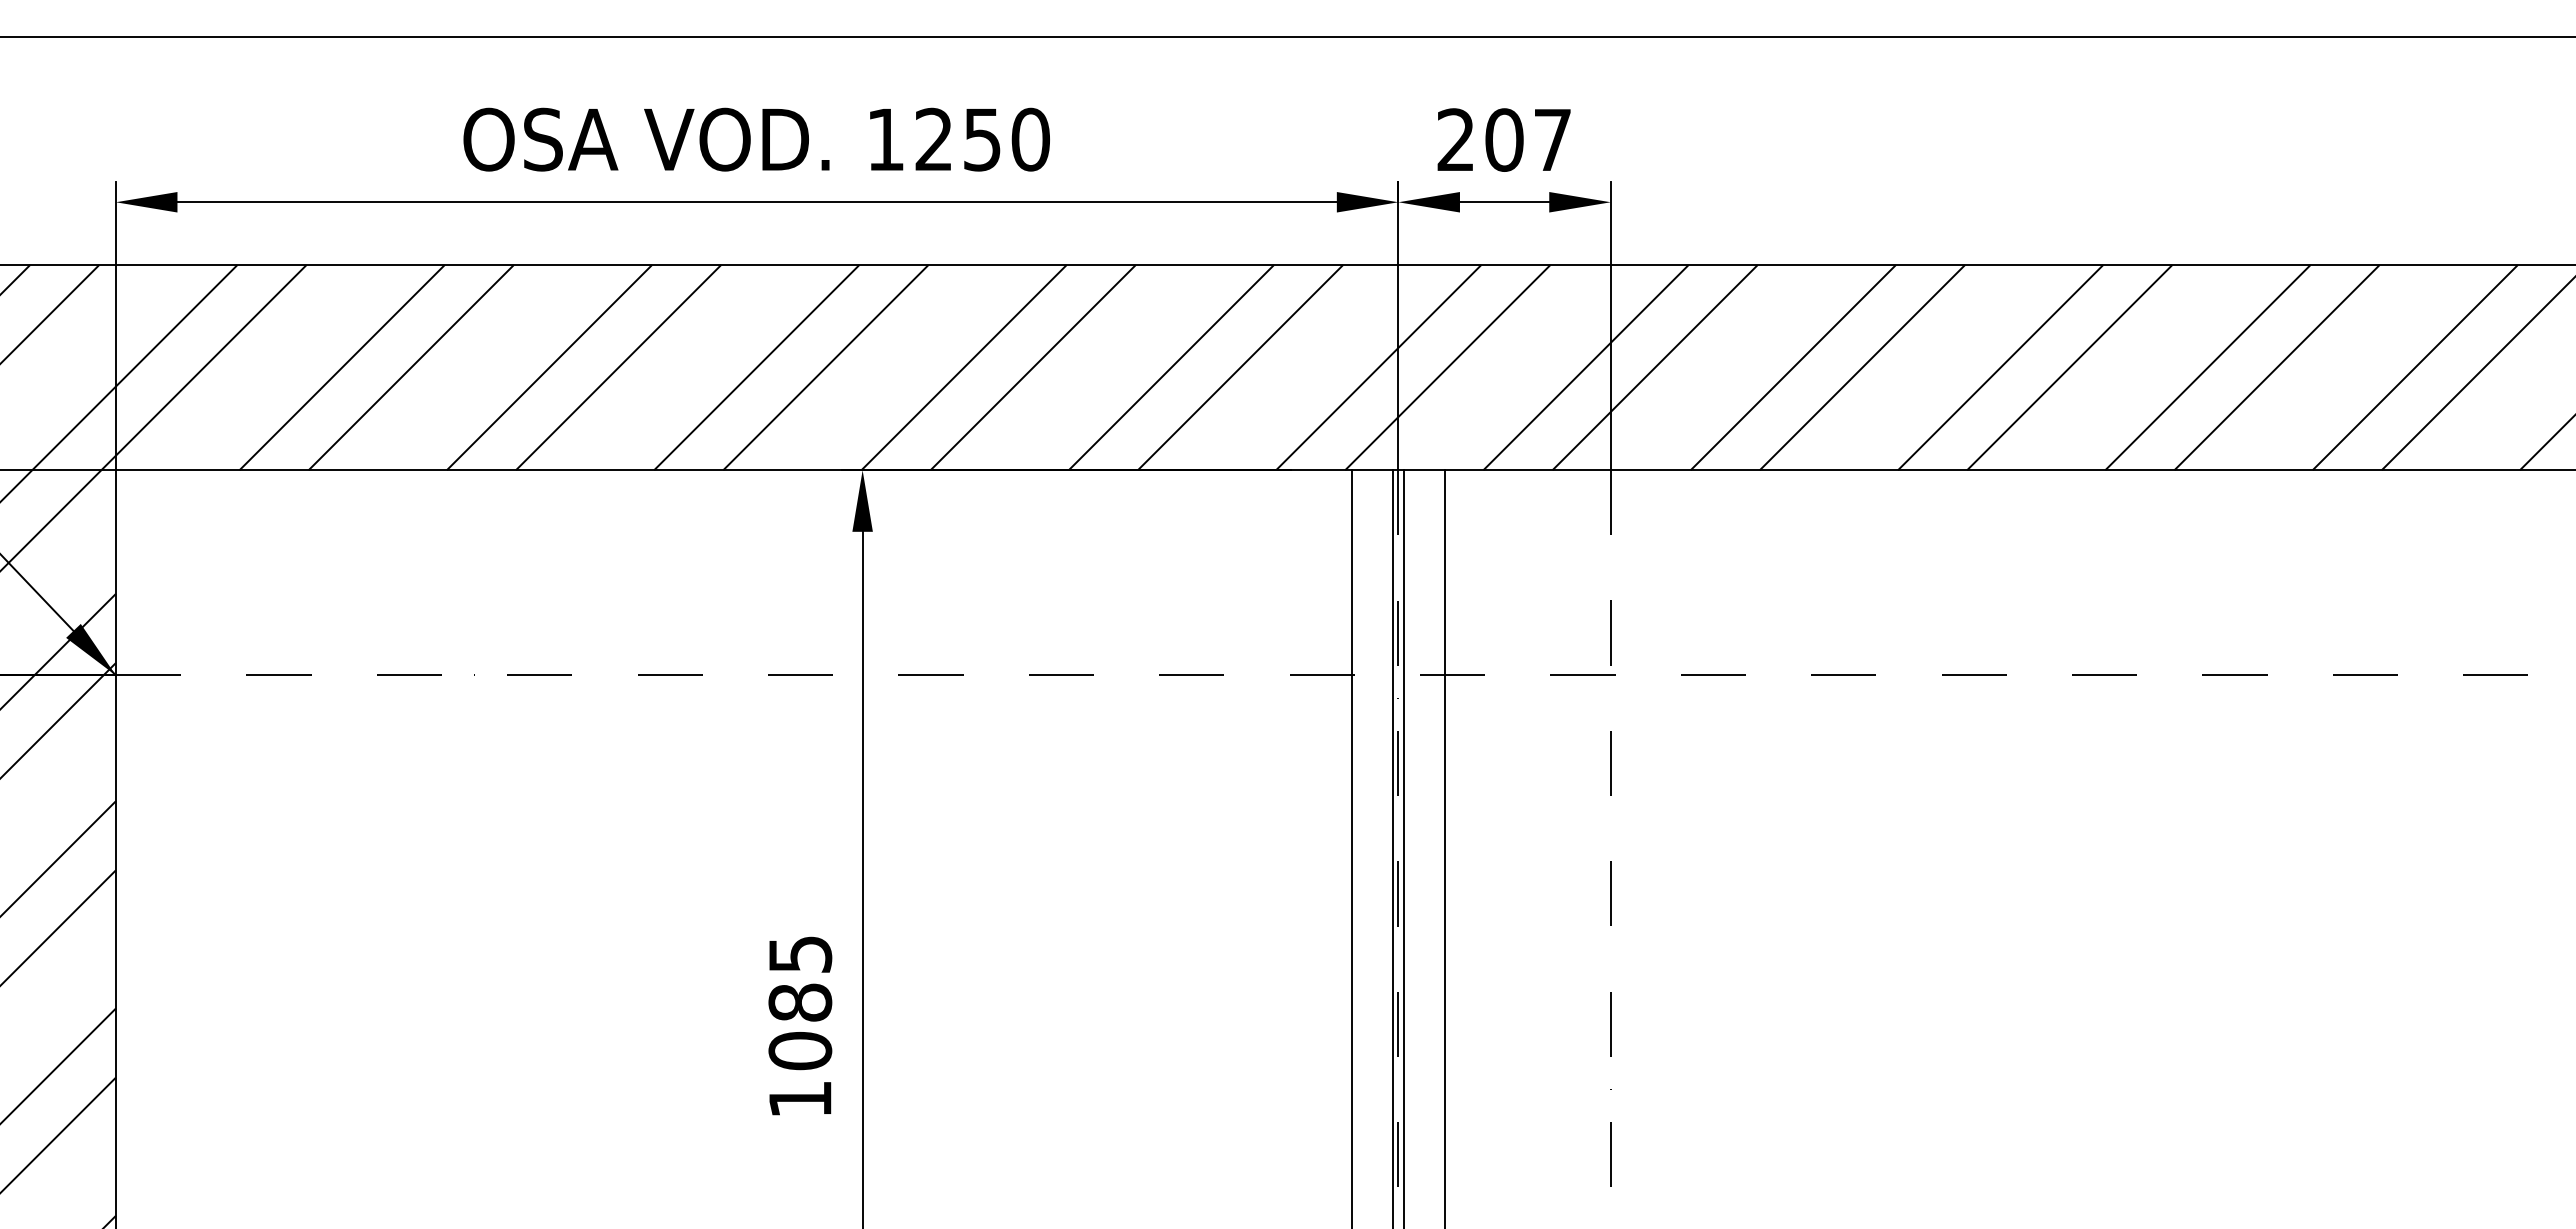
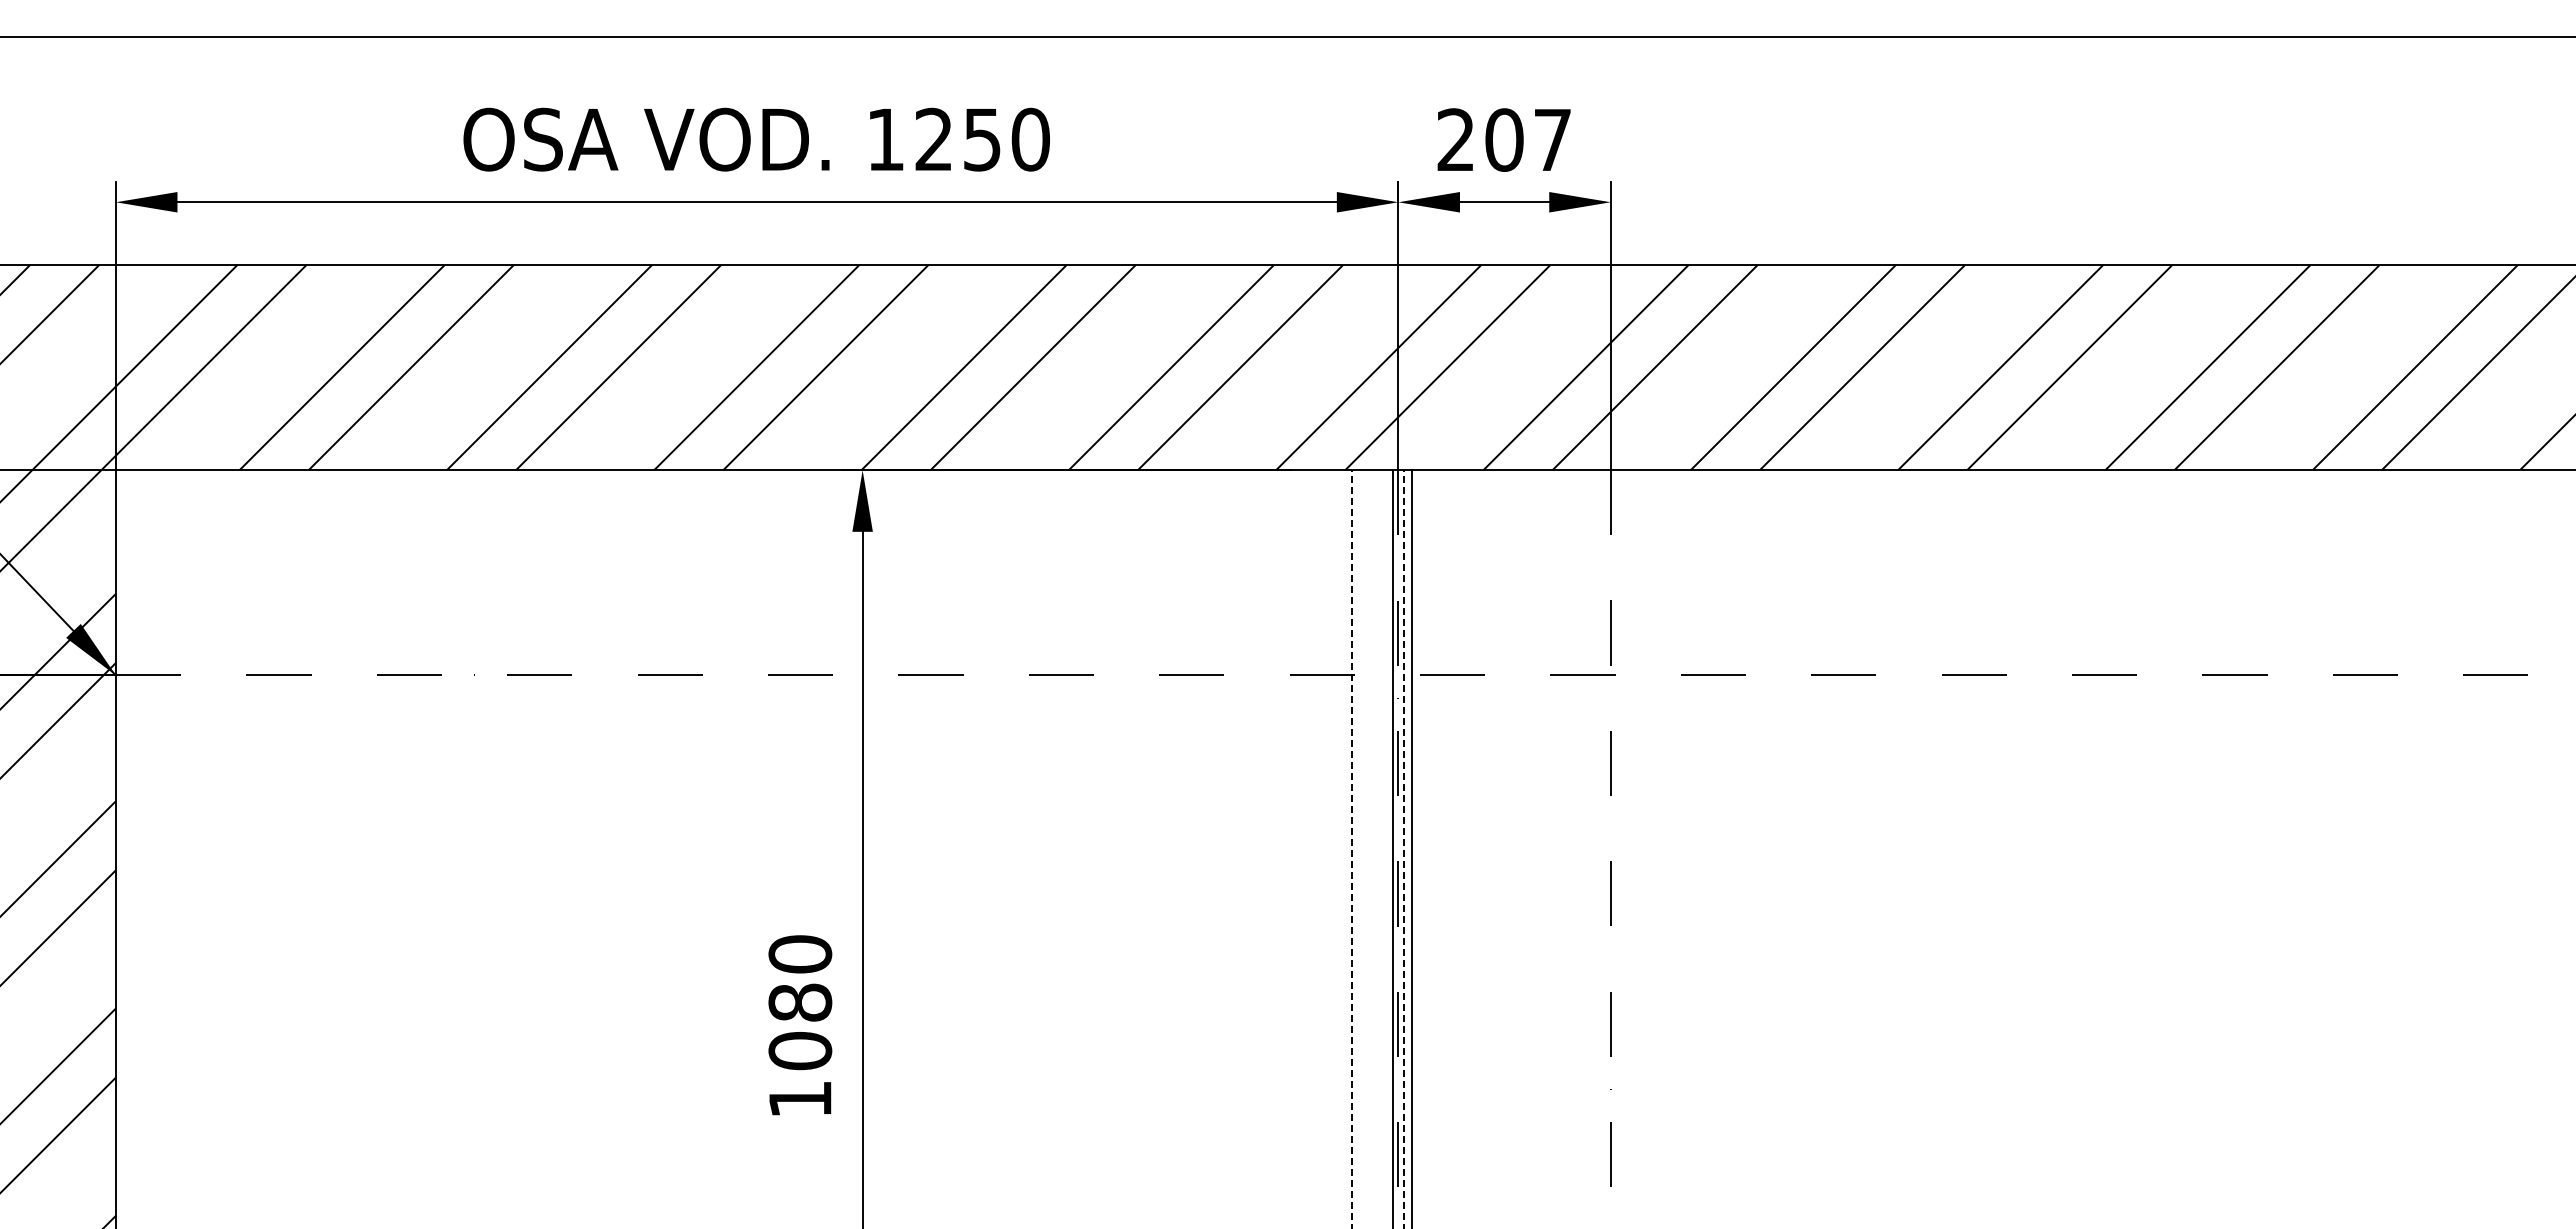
line position: (1444, 847) -> (1411, 847) (1411, 847)
line: solid -> dashed (1352, 849)
line: solid -> dashed (1403, 849)
text: 1085 -> 1080 (800, 954)
